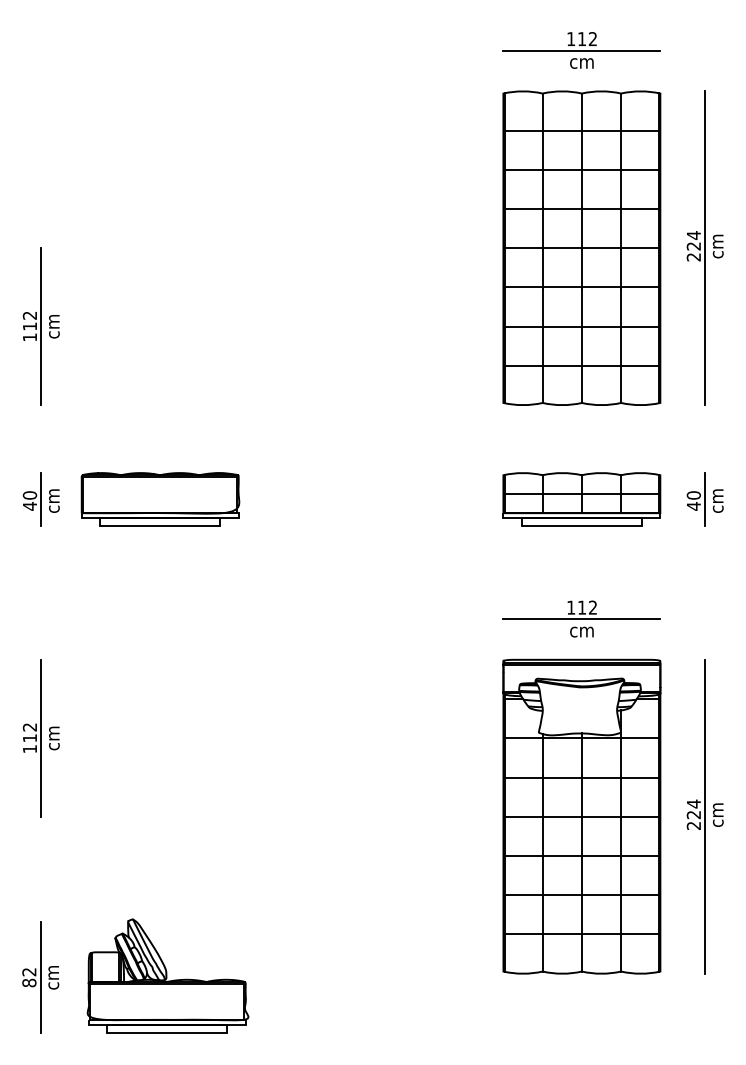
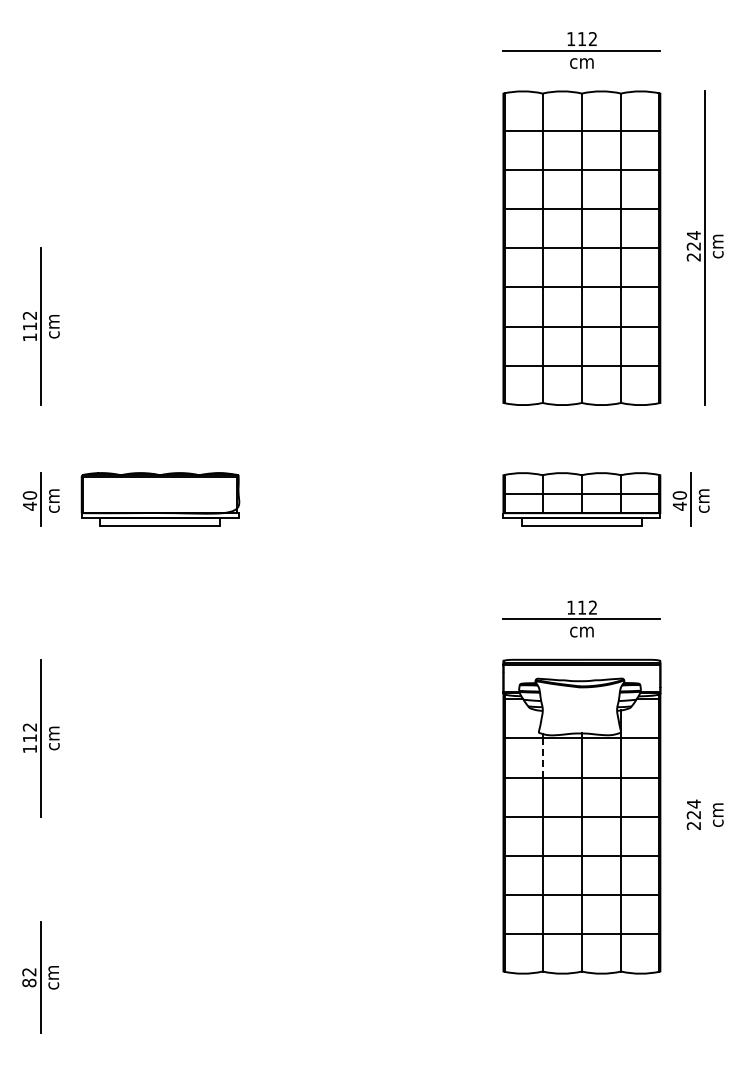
part position: (704, 499) -> (690, 499) (690, 499)
line: solid -> dashed (542, 758)
line: present -> none (705, 816)
part: present -> none (167, 975)
